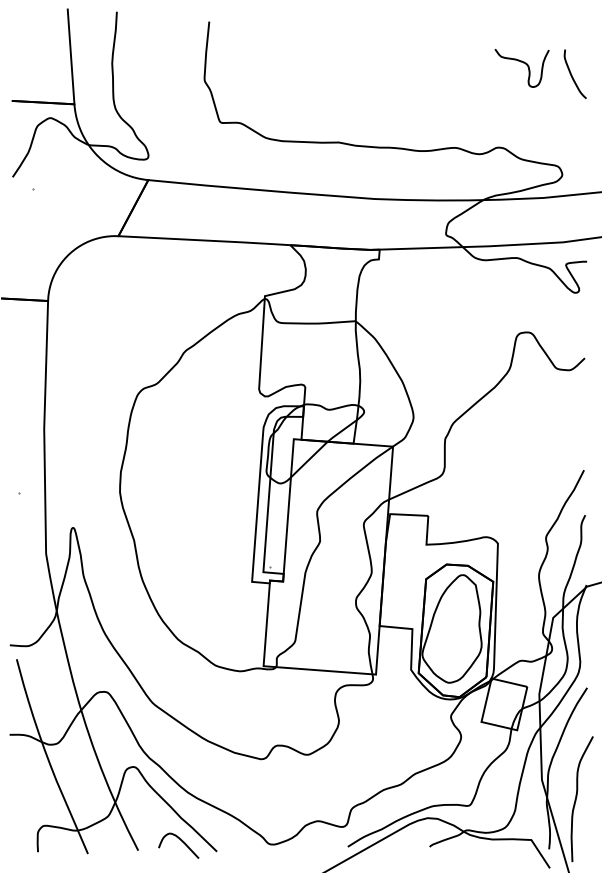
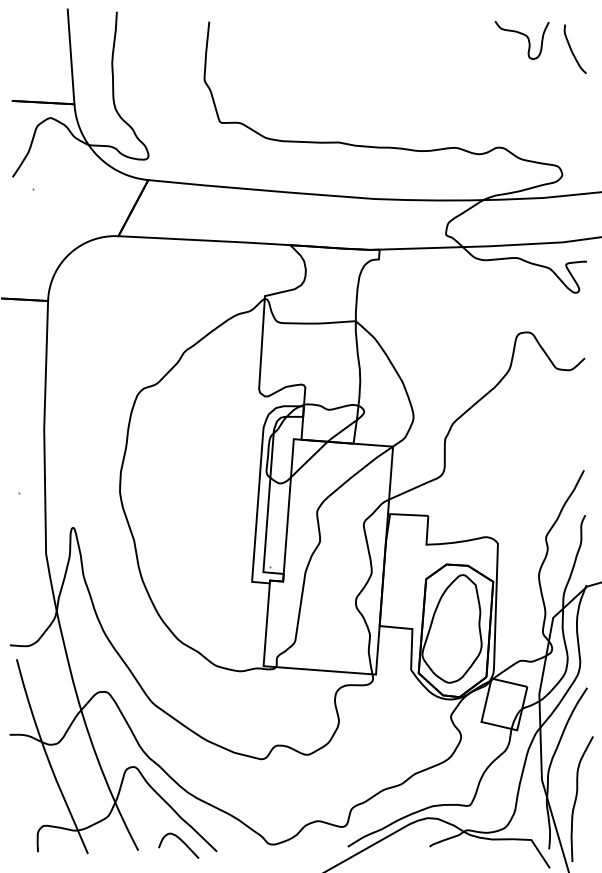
curve position: (523, 63) -> (523, 35) (523, 35)
curve position: (572, 75) -> (572, 50) (572, 50)
